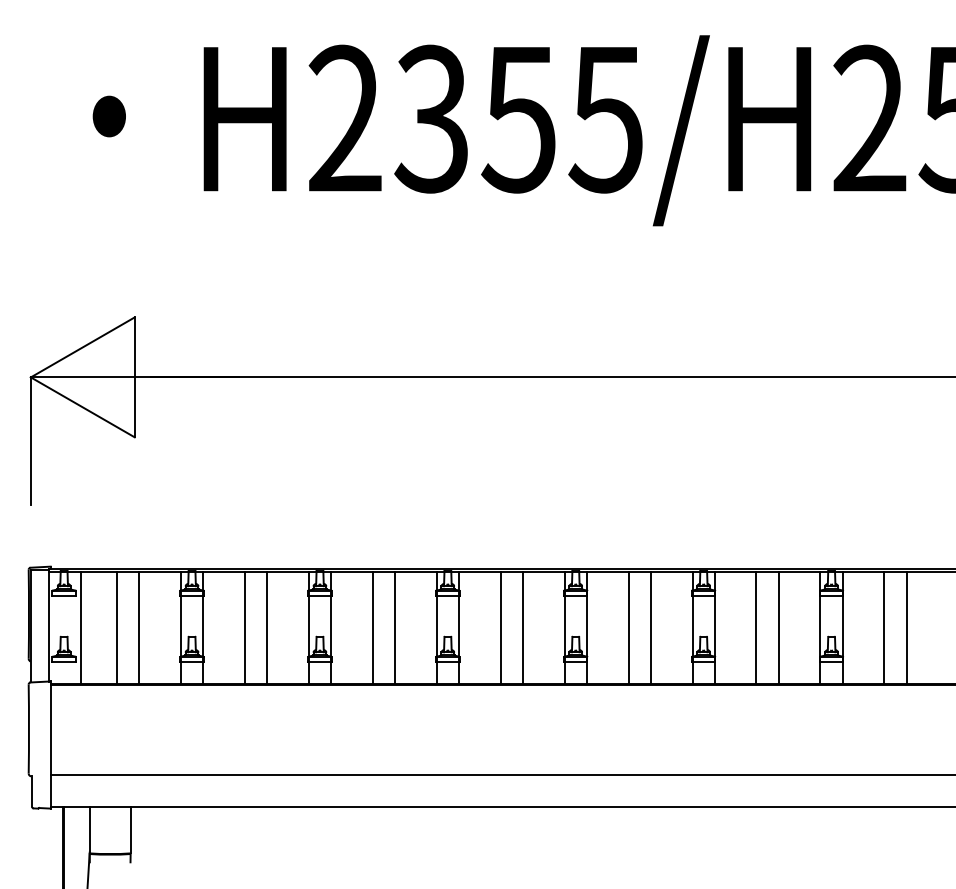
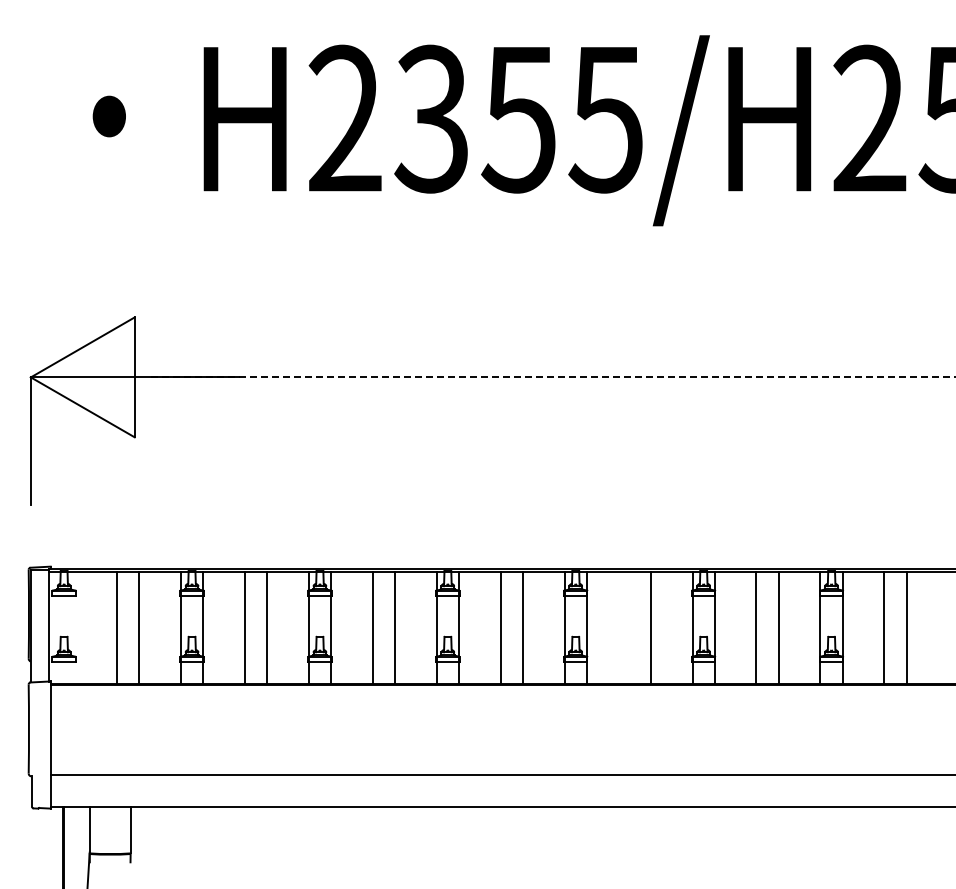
line: solid -> dashed (553, 377)
line: present -> none (81, 627)
line: present -> none (628, 627)
